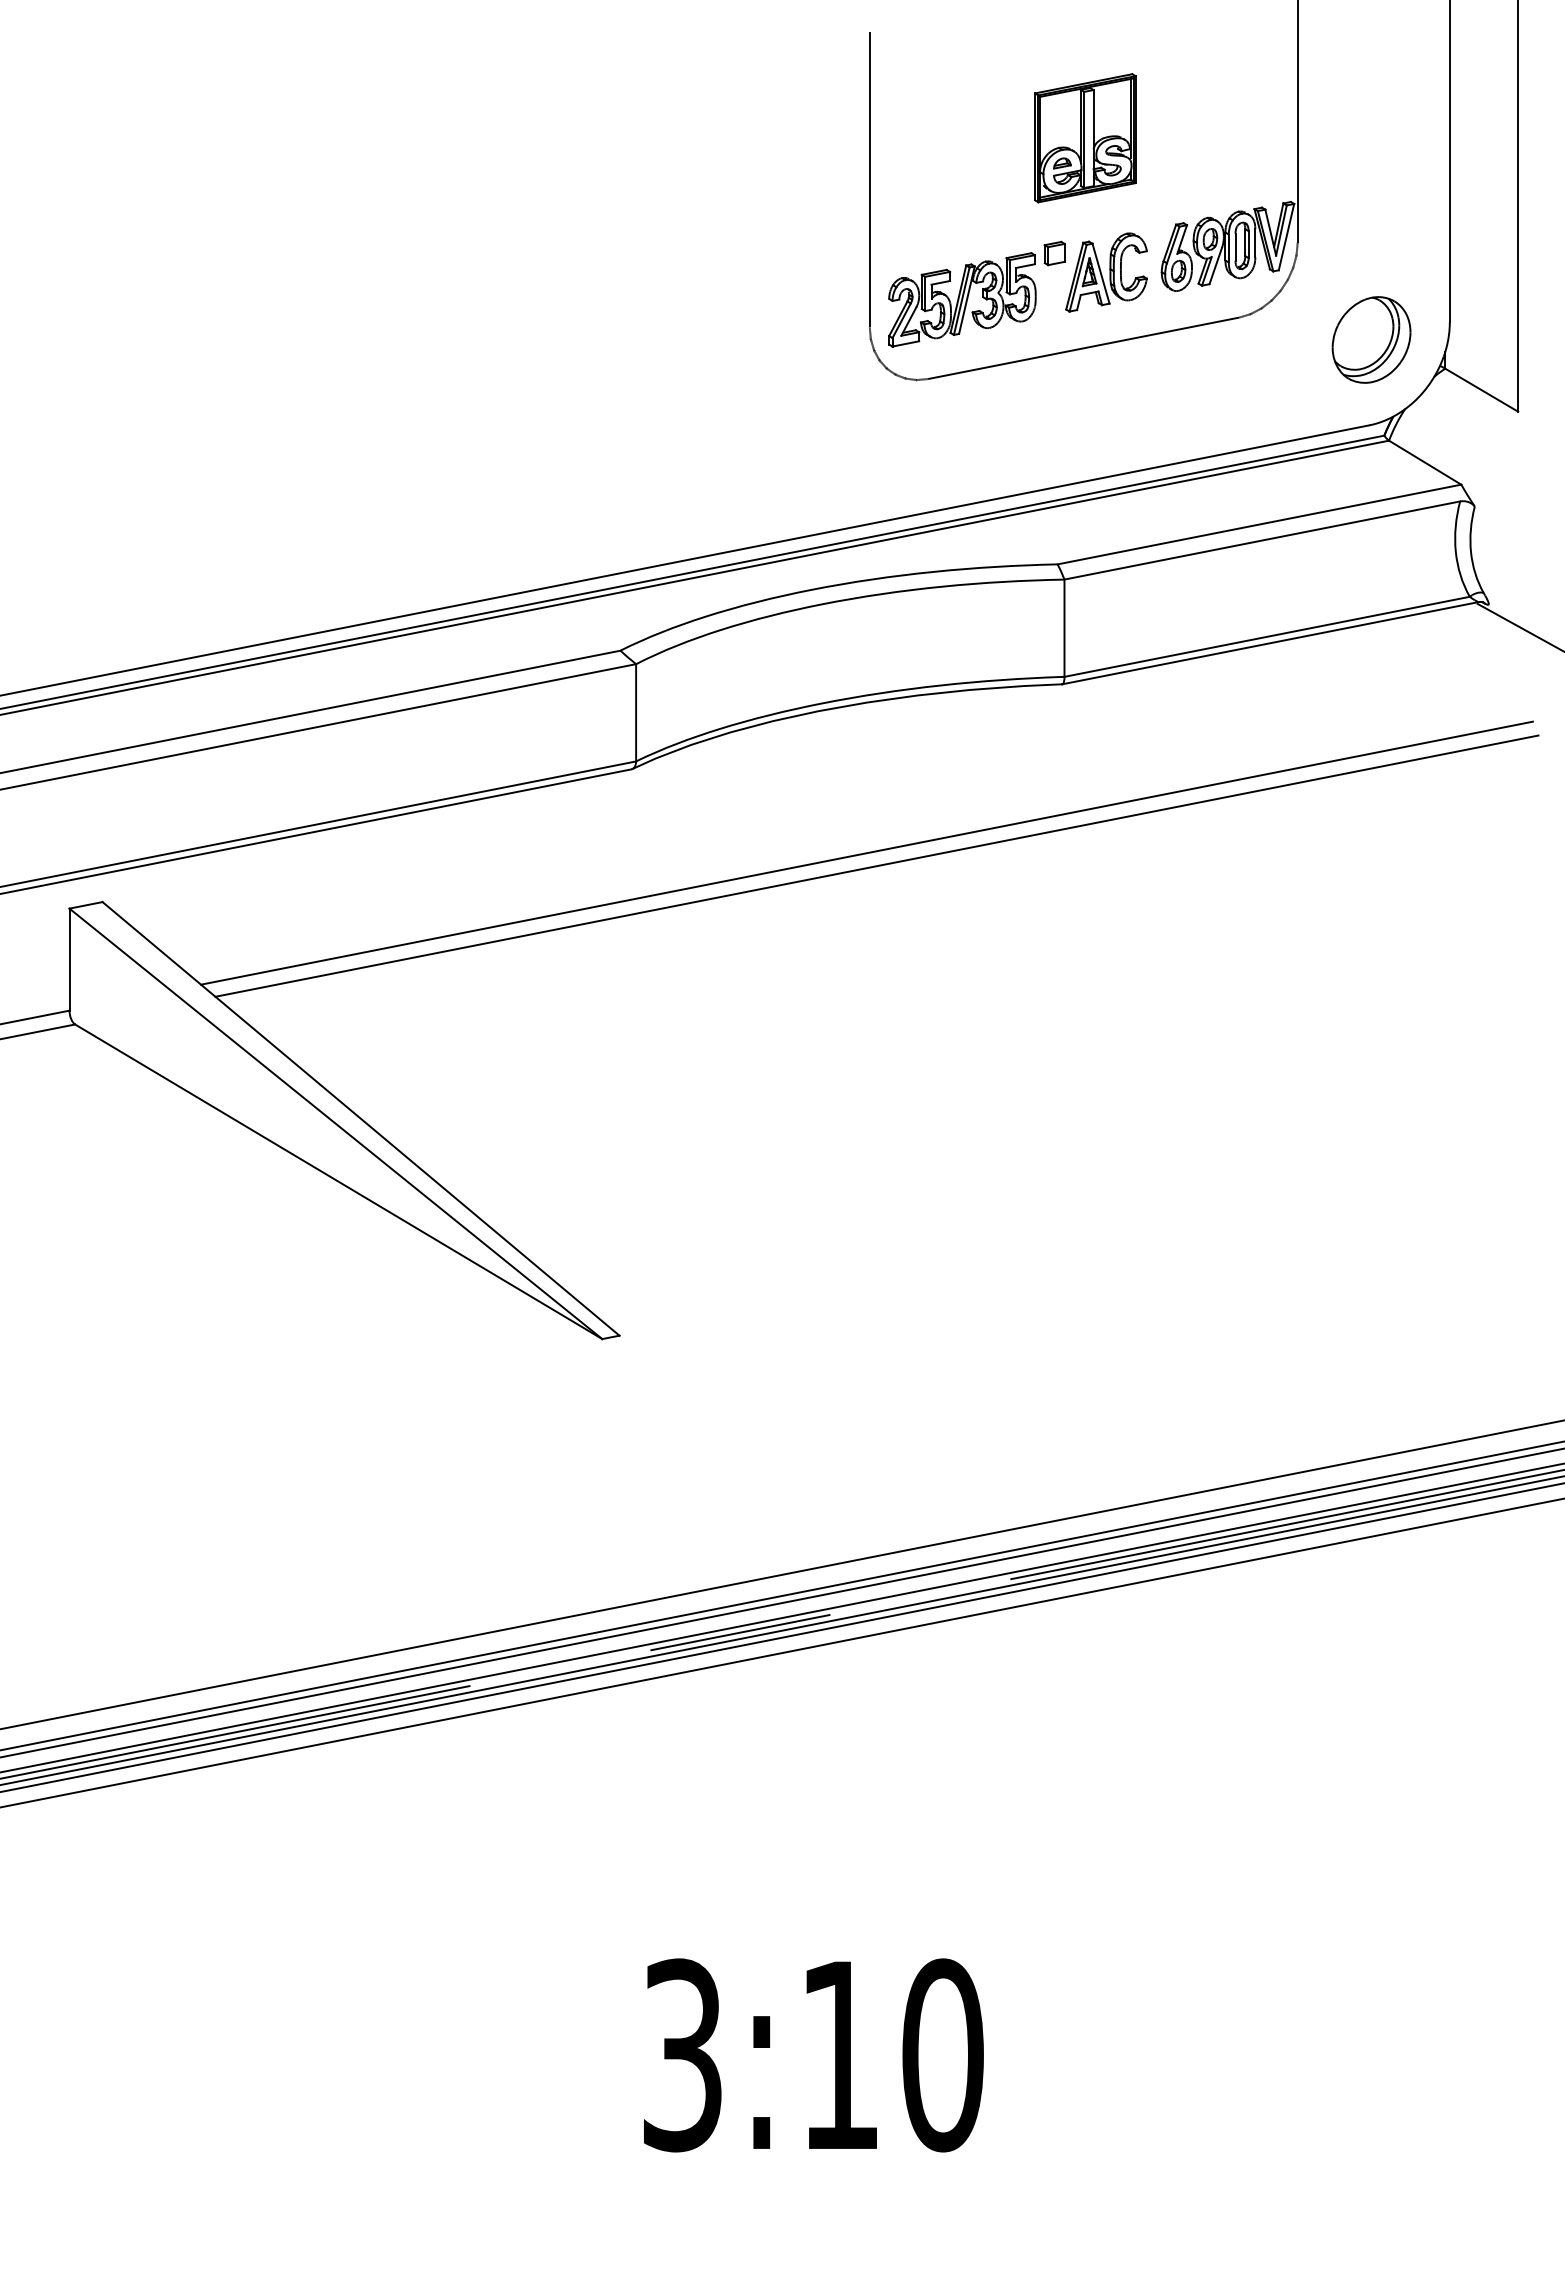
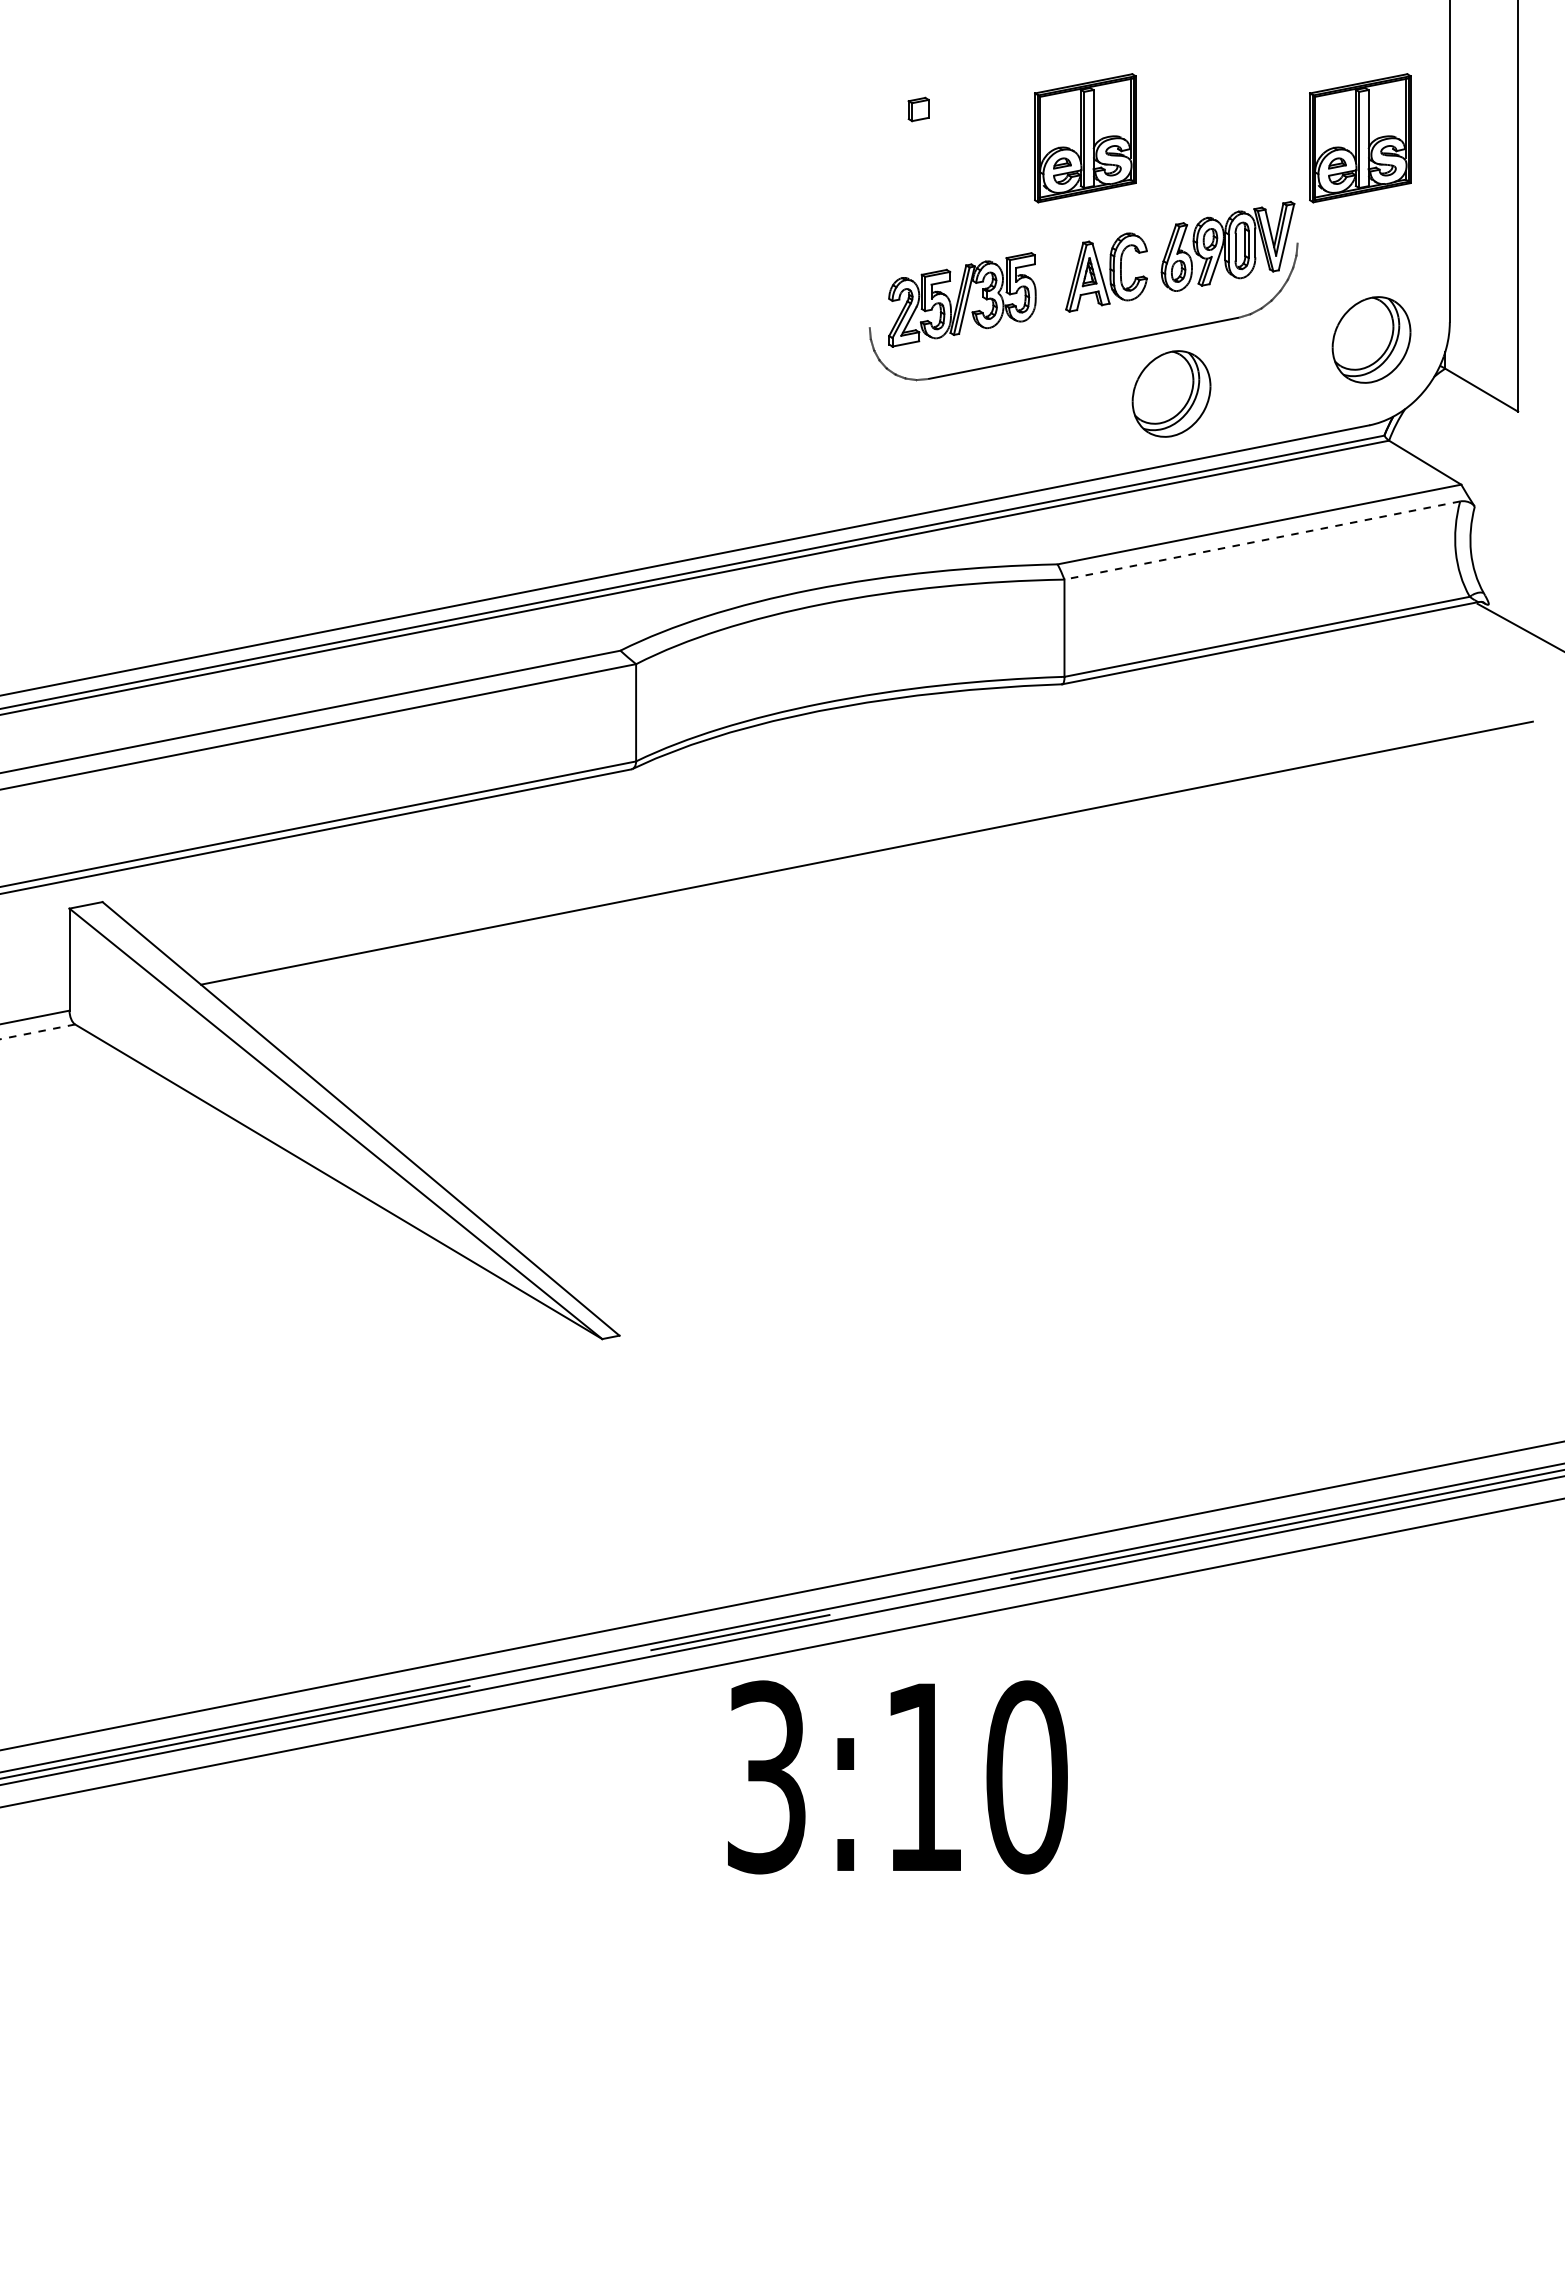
line: present -> none (1297, 122)
part: none -> present (1360, 138)
line: present -> none (869, 179)
part position: (1054, 253) -> (918, 109) (918, 109)
part: none -> present (1171, 393)
line: solid -> dashed (1262, 540)
line: present -> none (876, 865)
line: solid -> dashed (37, 1031)
line: present -> none (781, 1574)
line: present -> none (781, 1603)
line: present -> none (781, 1637)
text position: (813, 2055) -> (897, 1777) (897, 1777)
